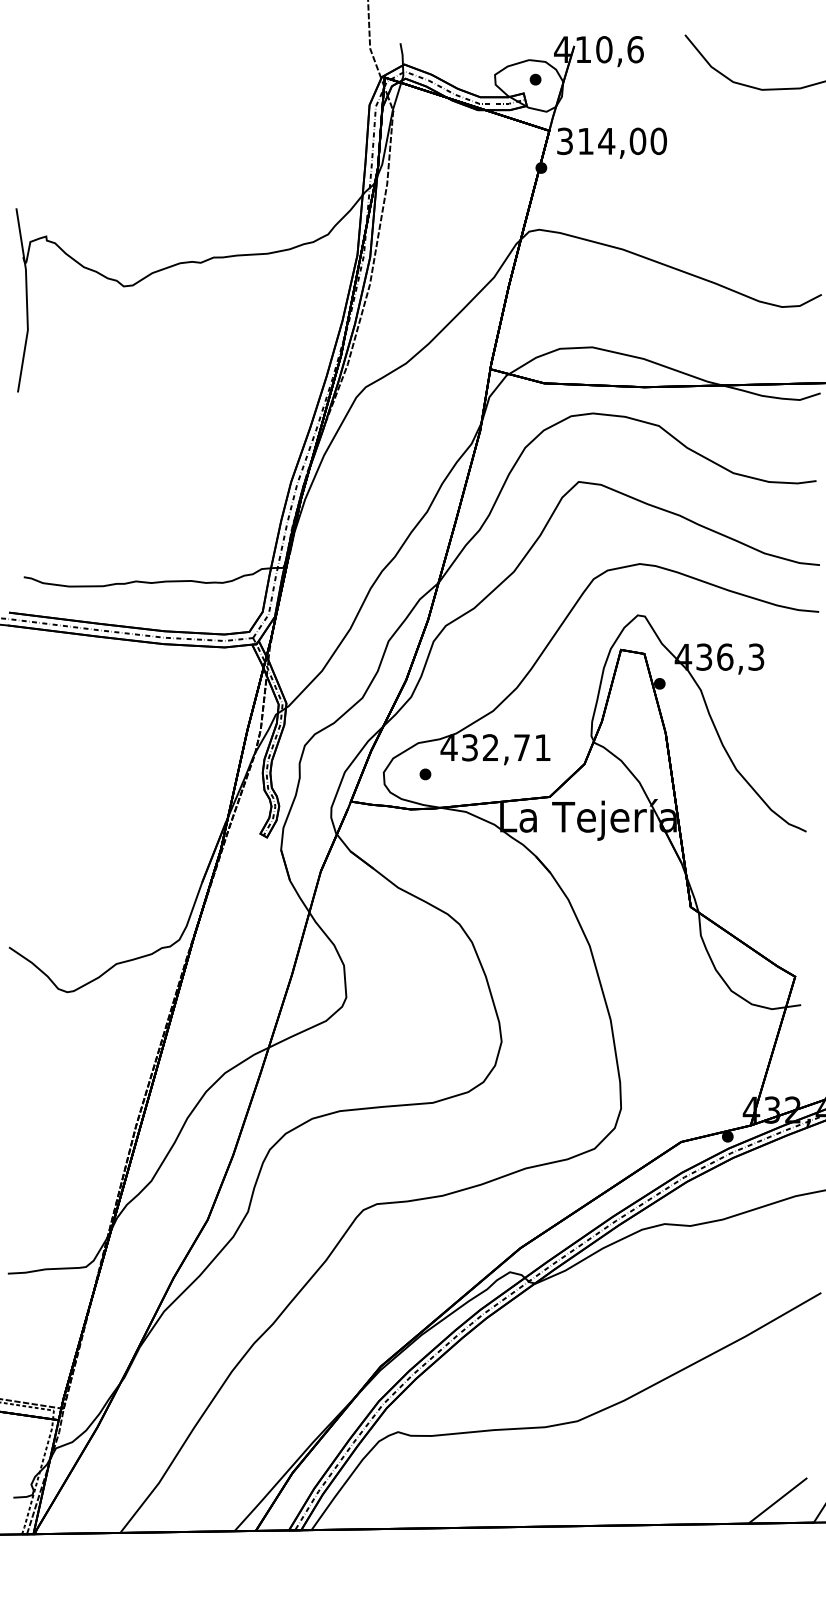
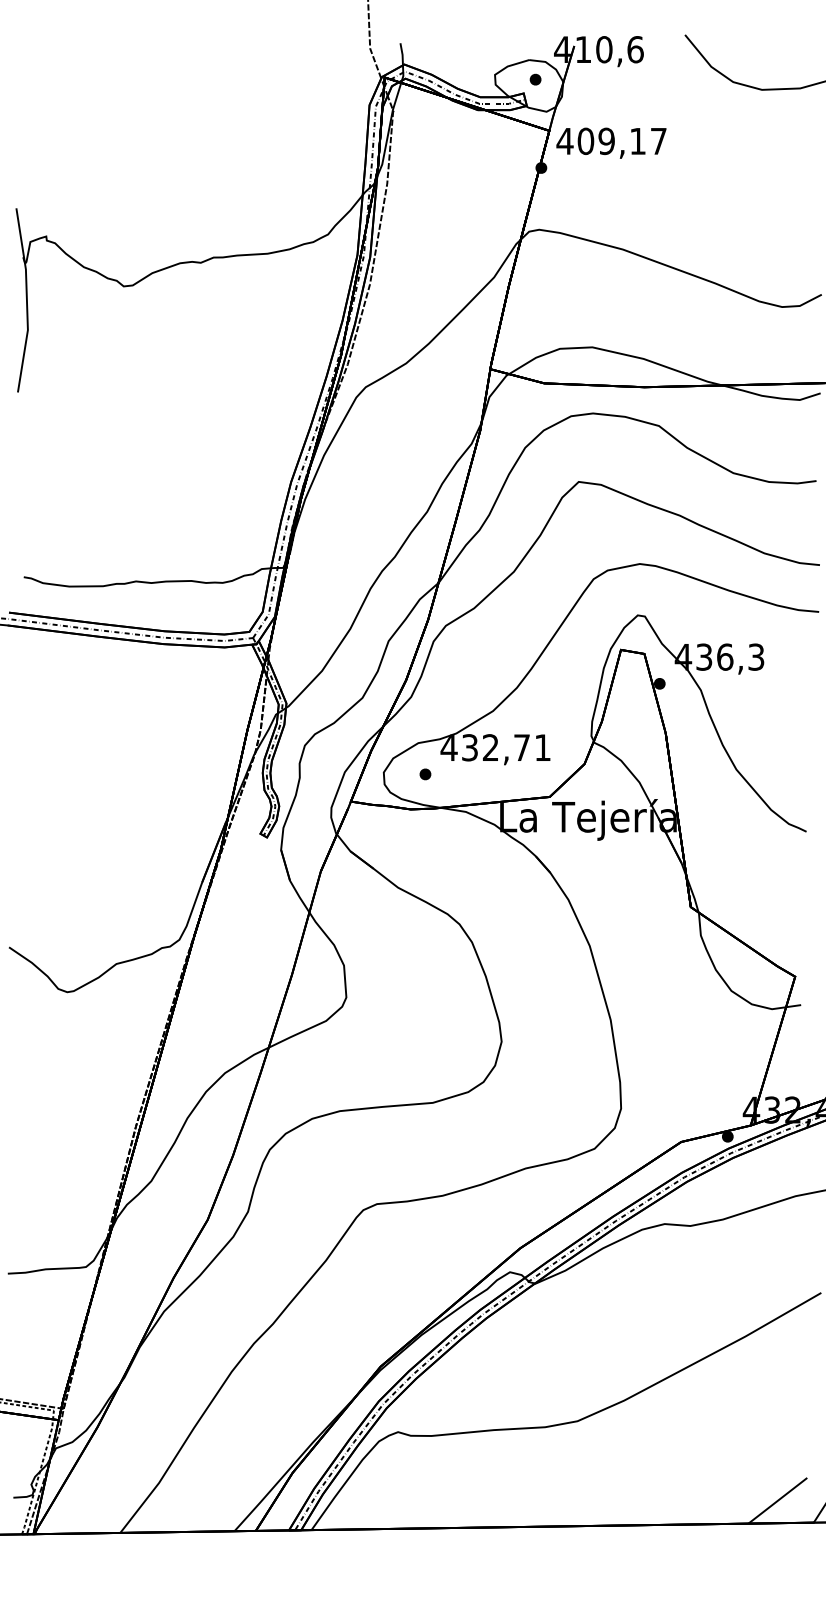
text: 314,00 -> 409,17 (611, 141)
